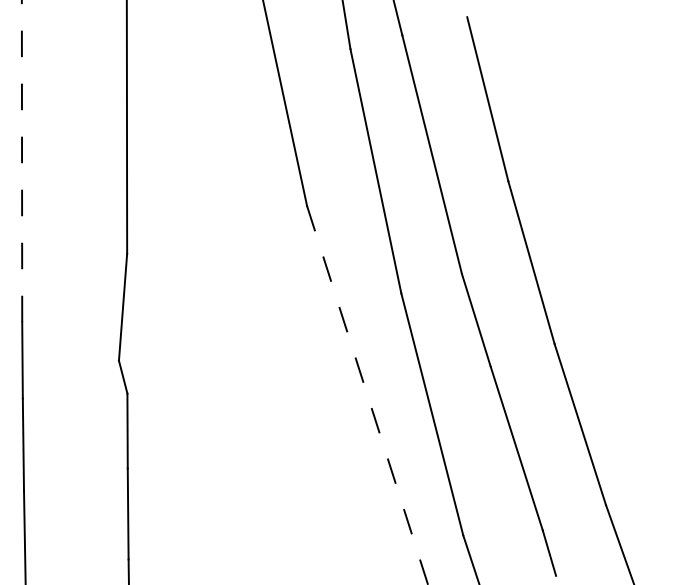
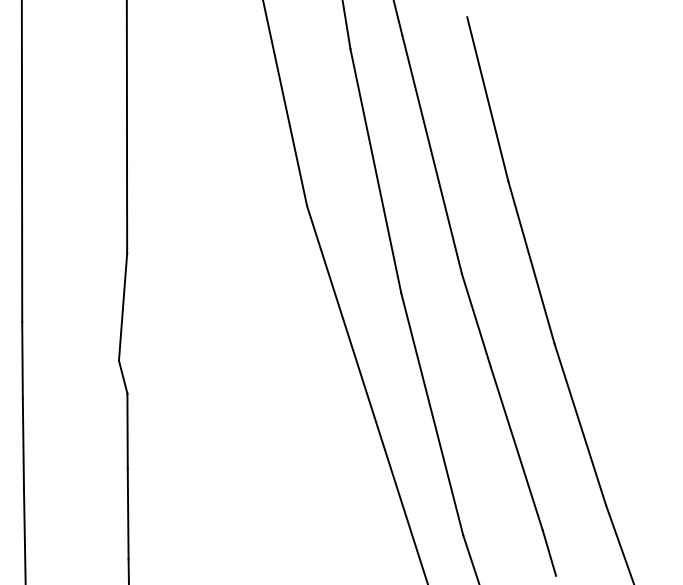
line: dashed -> solid (22, 161)
line: dashed -> solid (367, 395)
